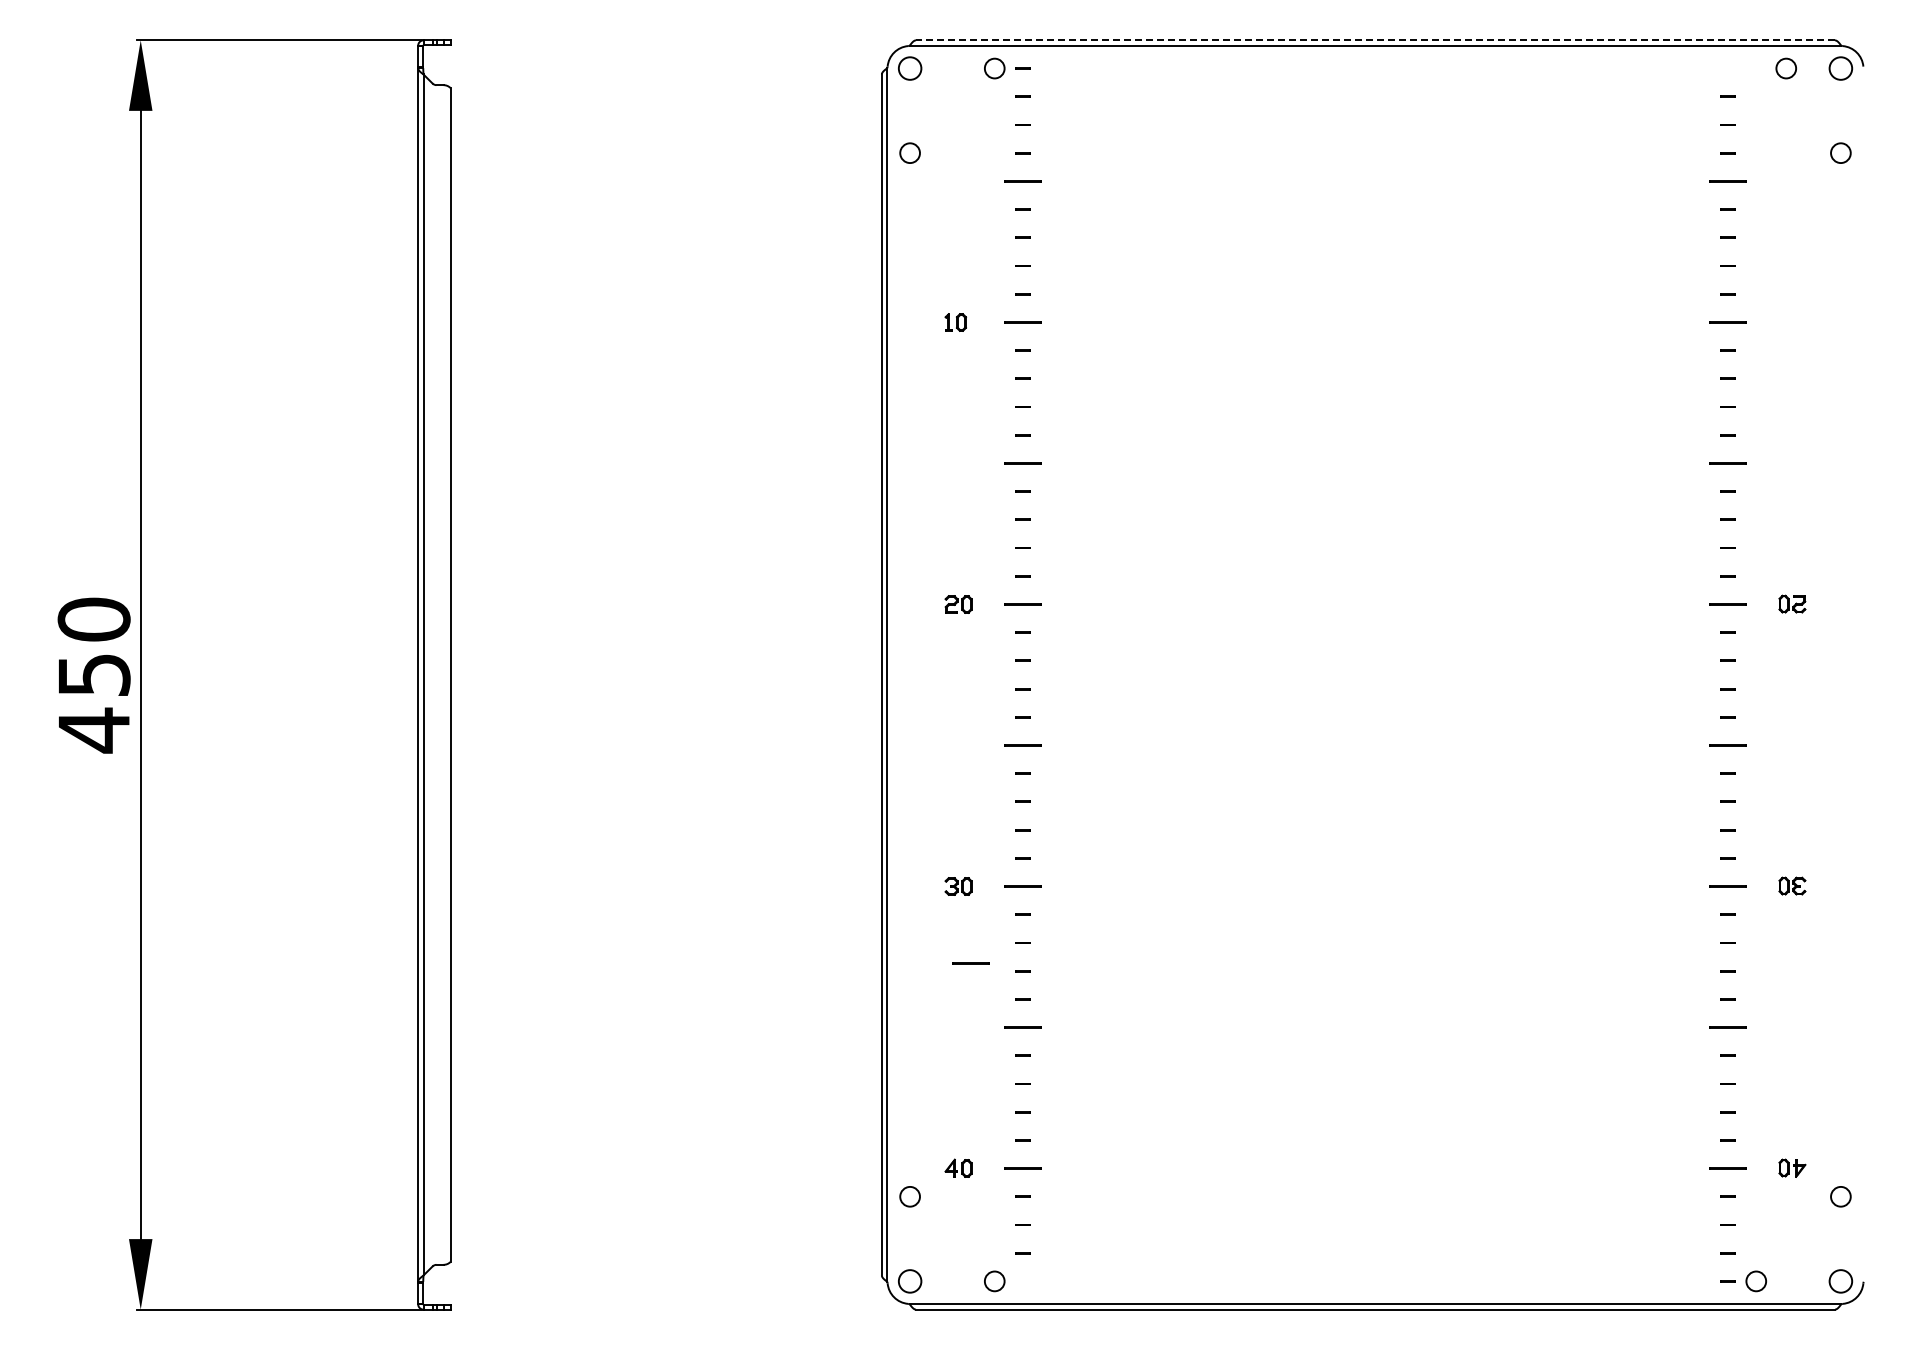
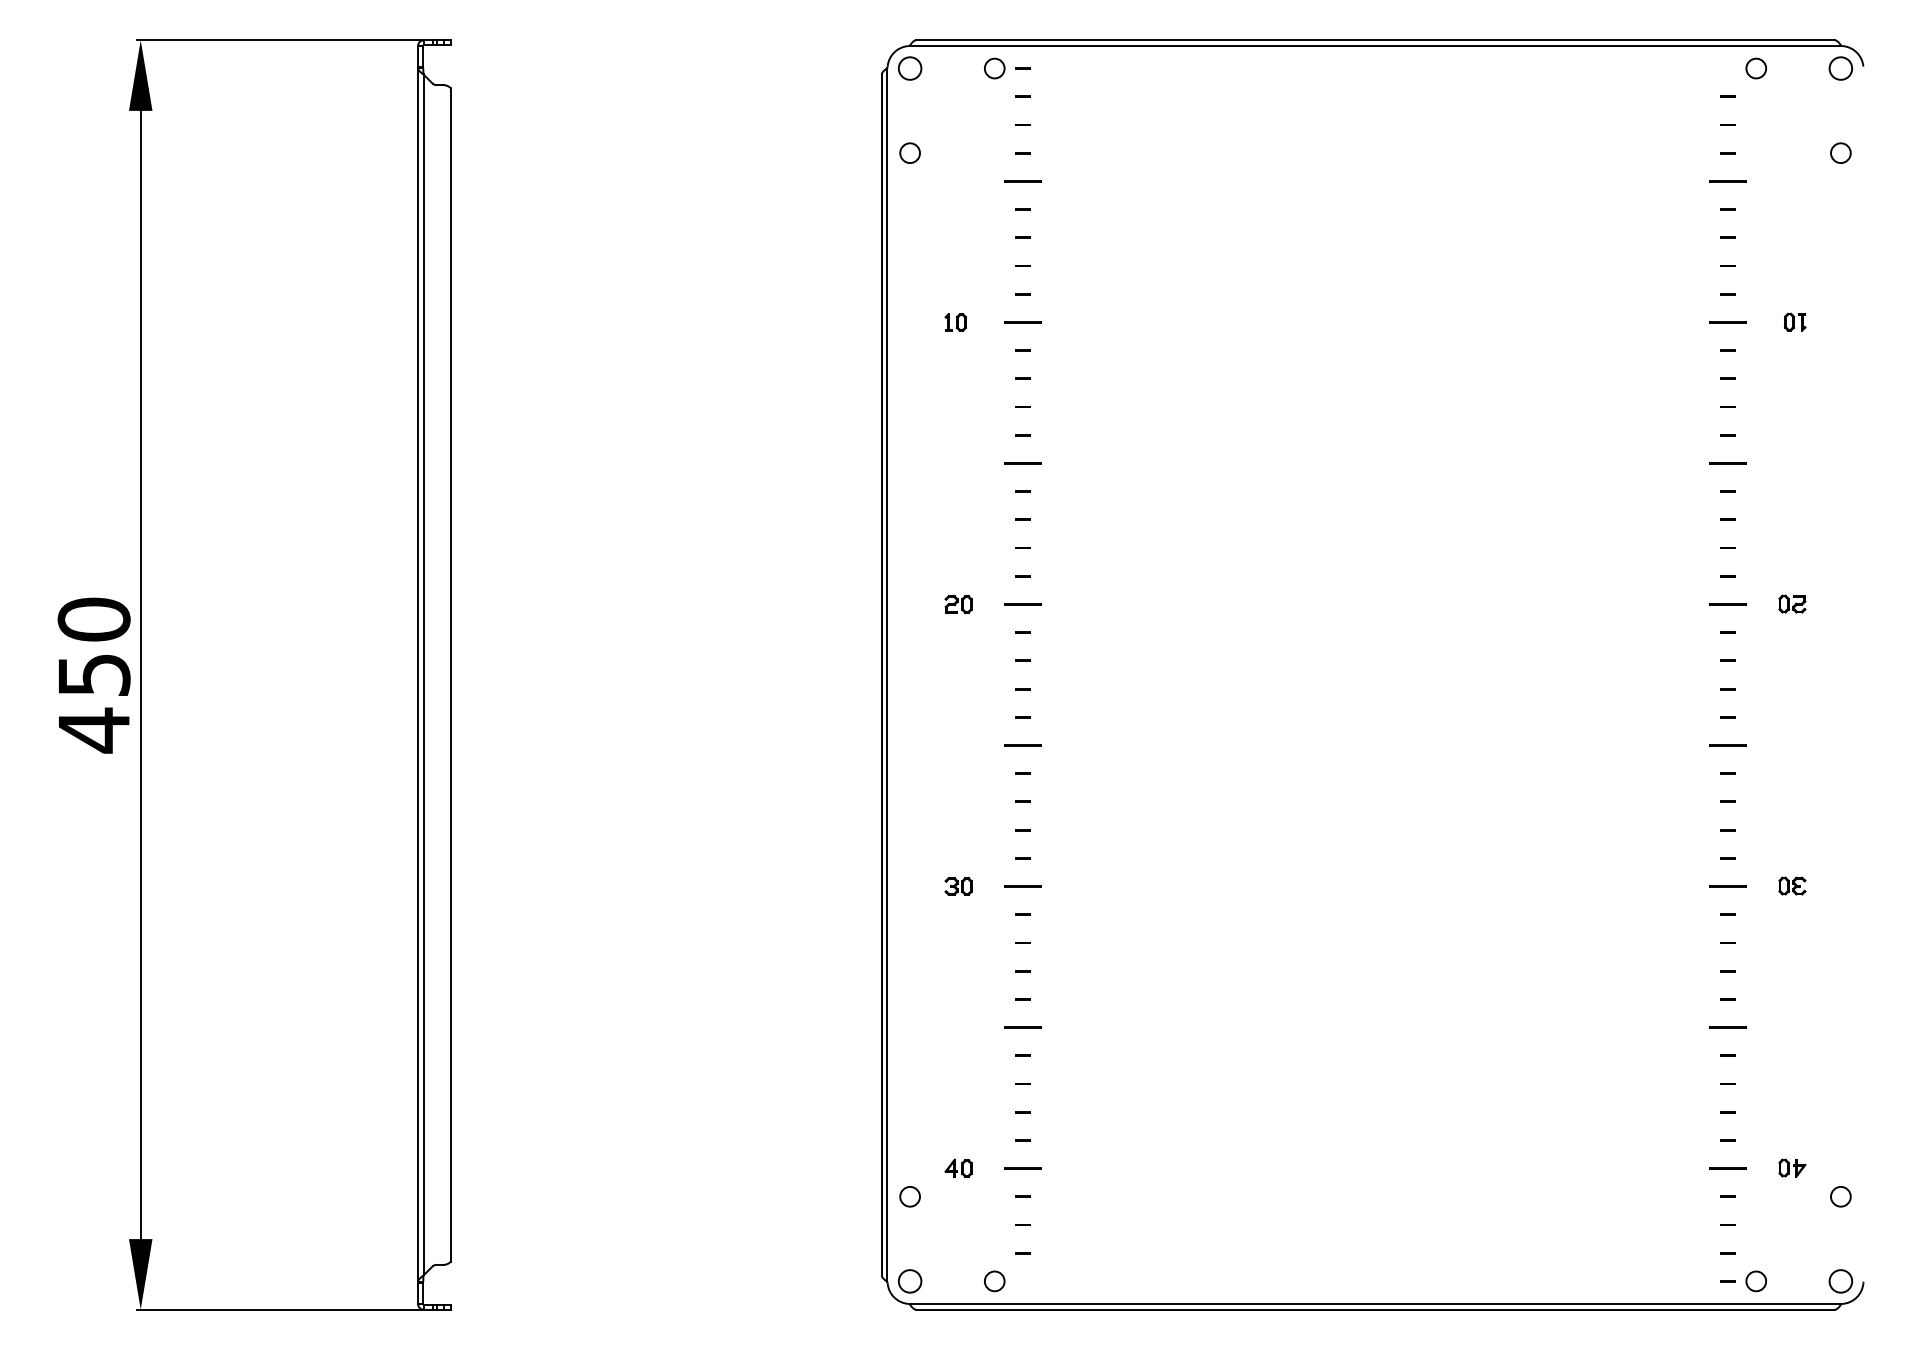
line: dashed -> solid (1374, 40)
circle position: (1785, 68) -> (1755, 68) (1755, 68)
part: none -> present (1794, 321)
line: present -> none (970, 963)
